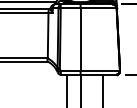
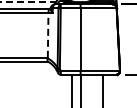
line: solid -> dashed (28, 2)
line: solid -> dashed (48, 34)
line position: (67, 89) -> (72, 89) (72, 89)
